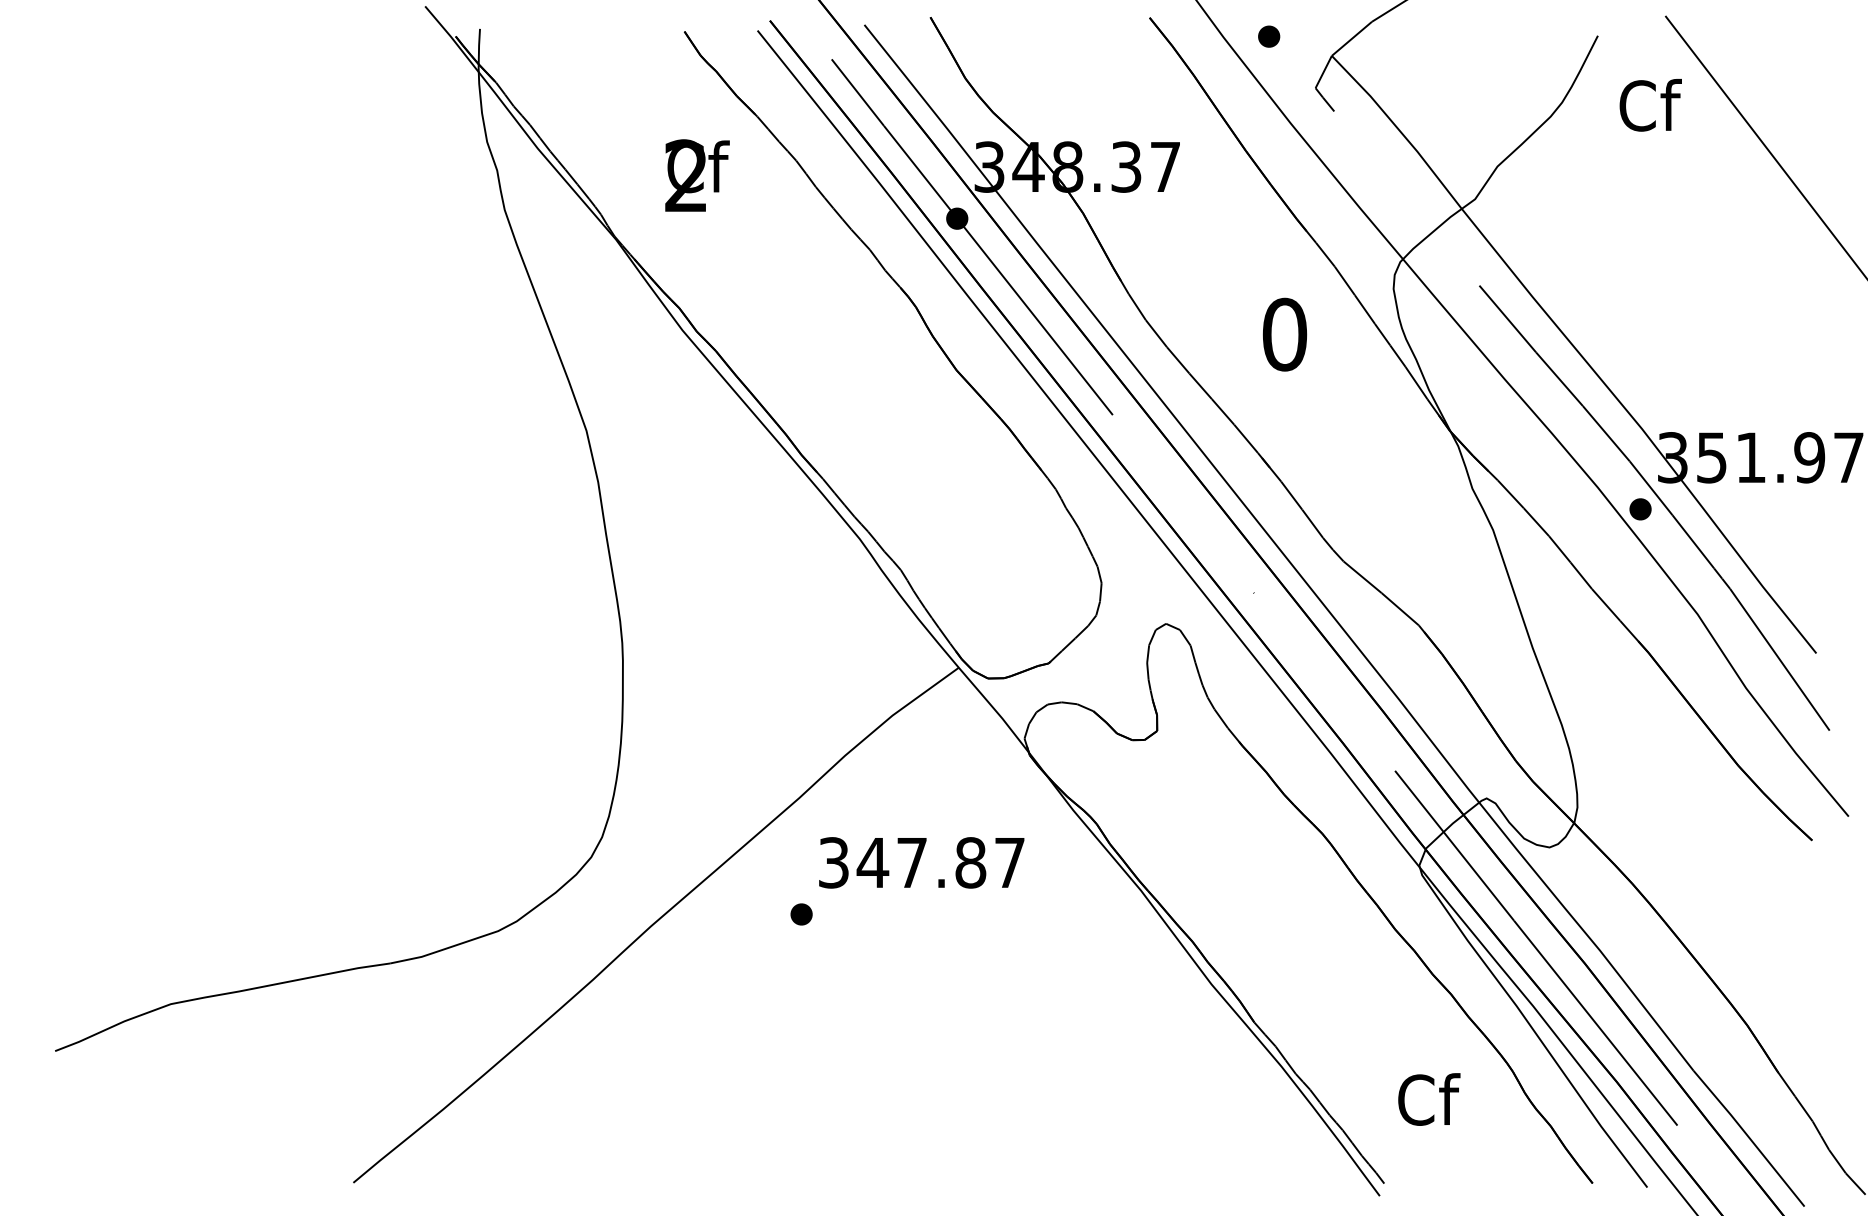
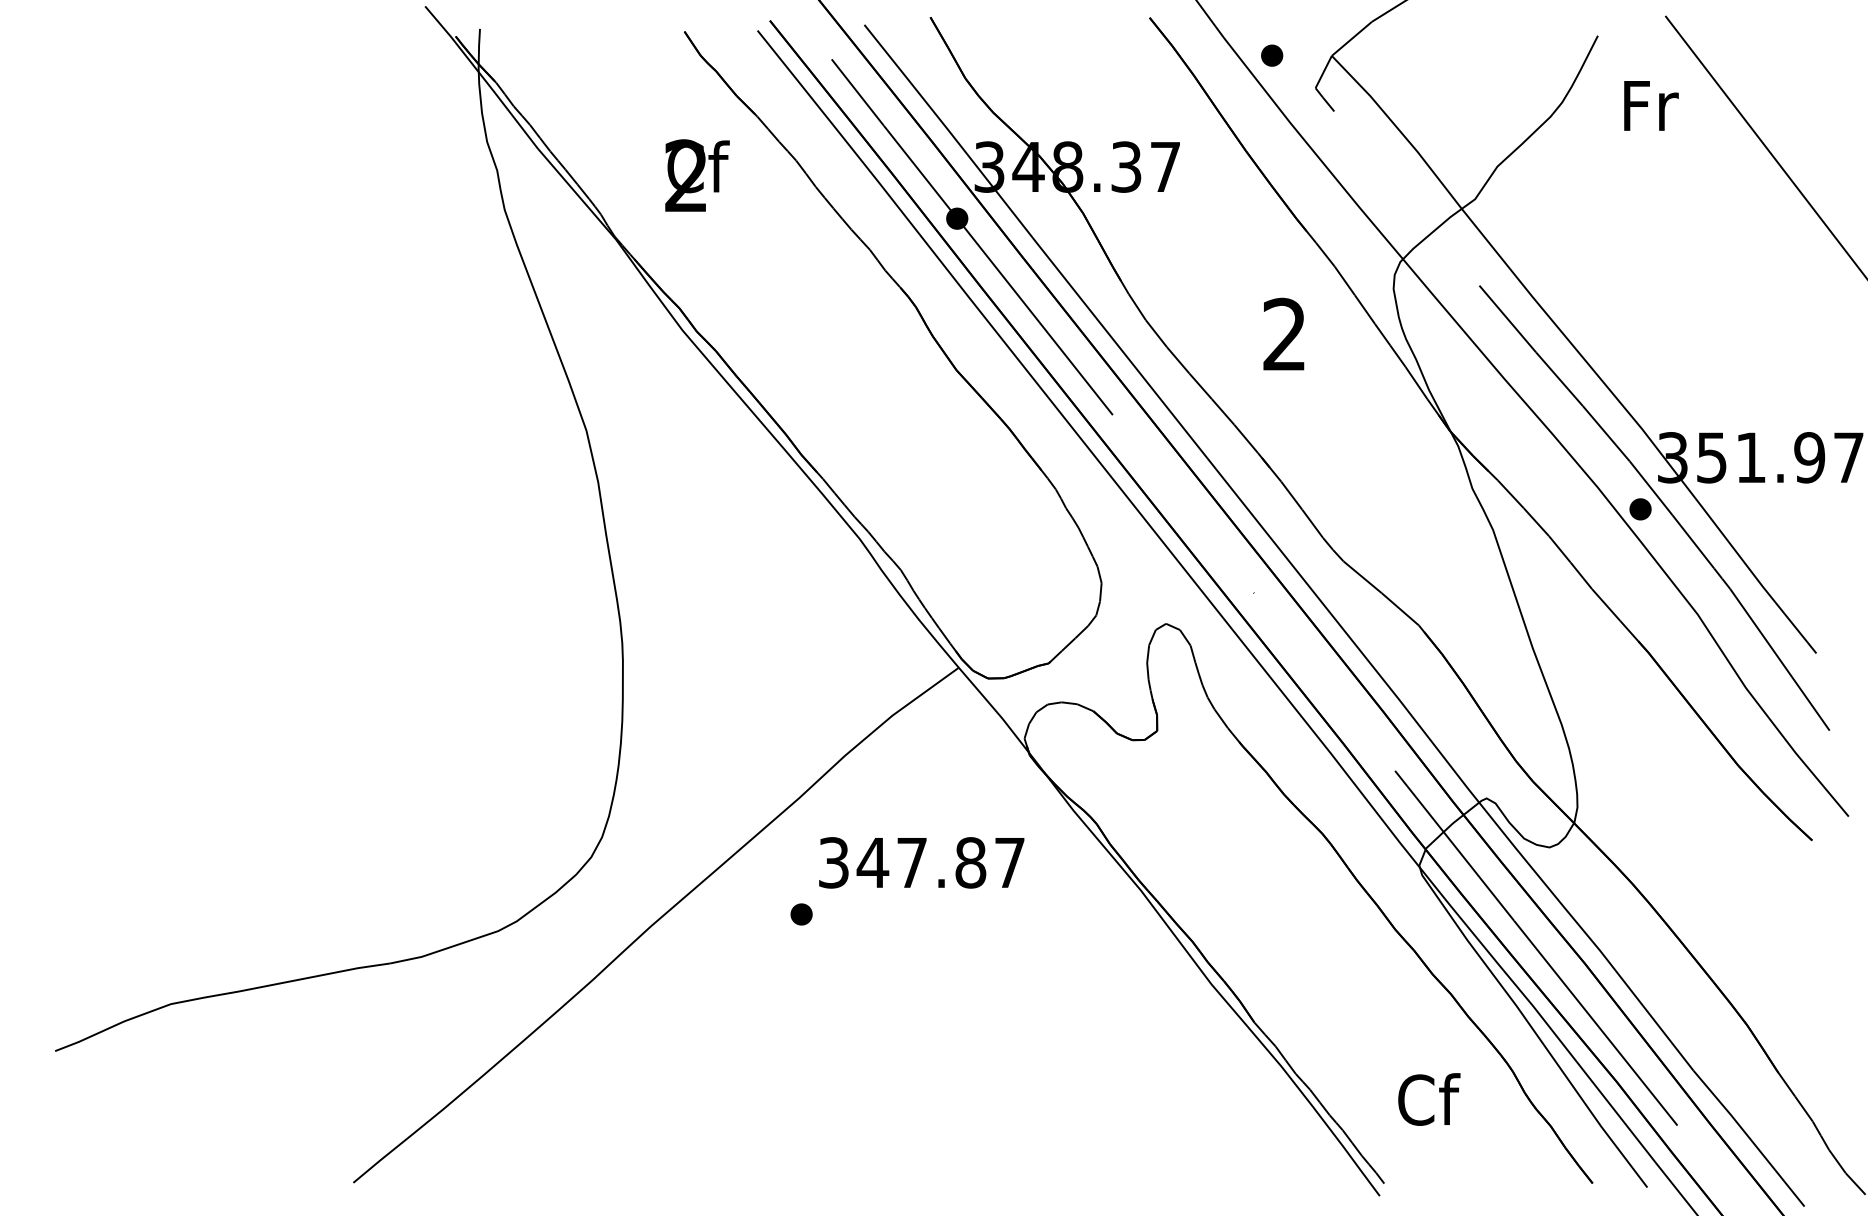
part position: (1269, 36) -> (1272, 55) (1272, 55)
text: Cf -> Fr (1650, 104)
text: 0 -> 2 (1284, 334)
